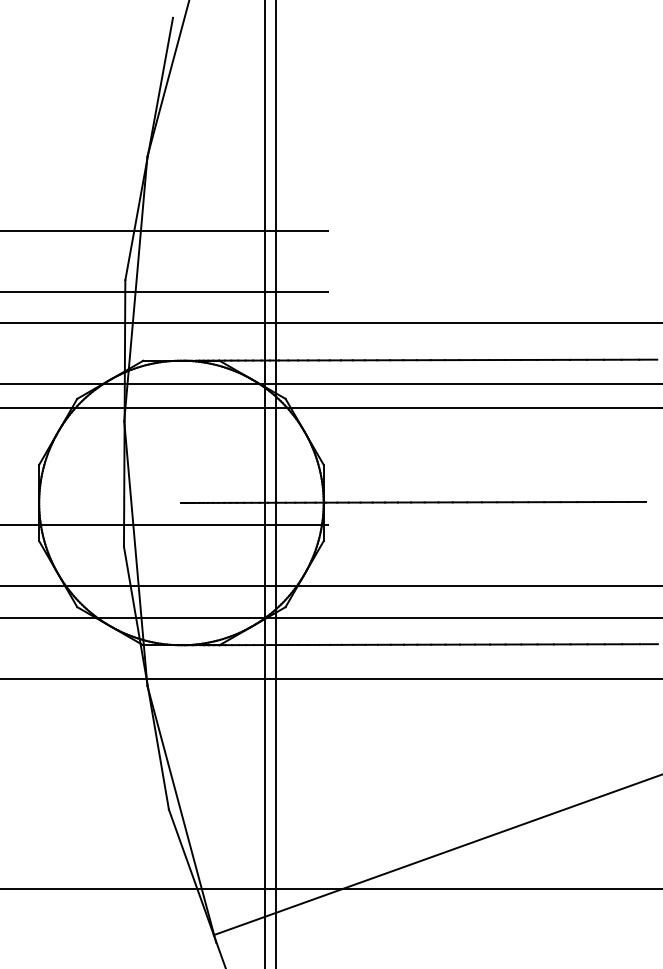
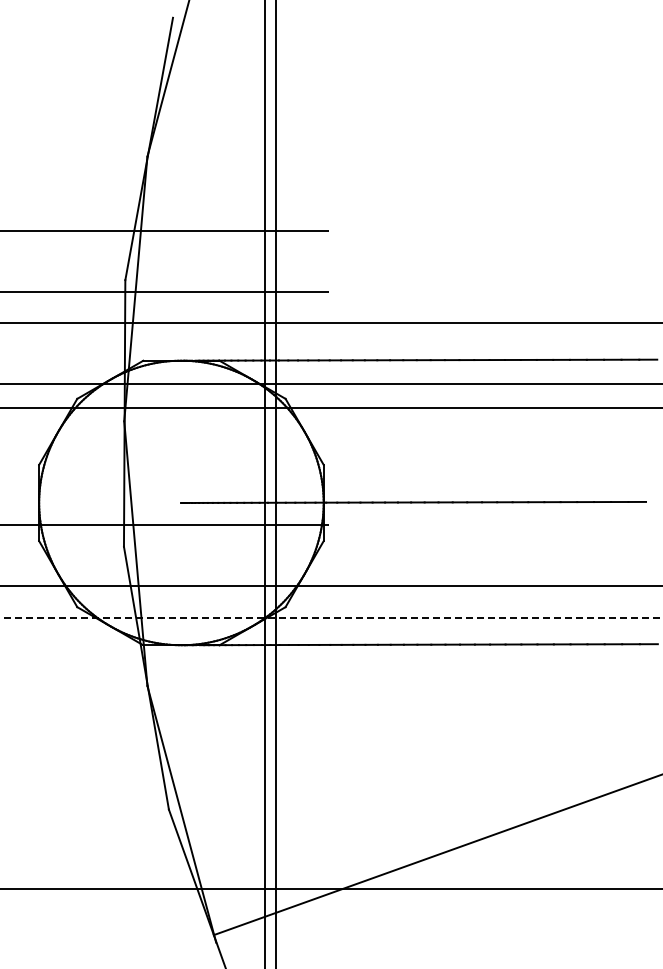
line: solid -> dashed (331, 617)
line: present -> none (330, 678)
